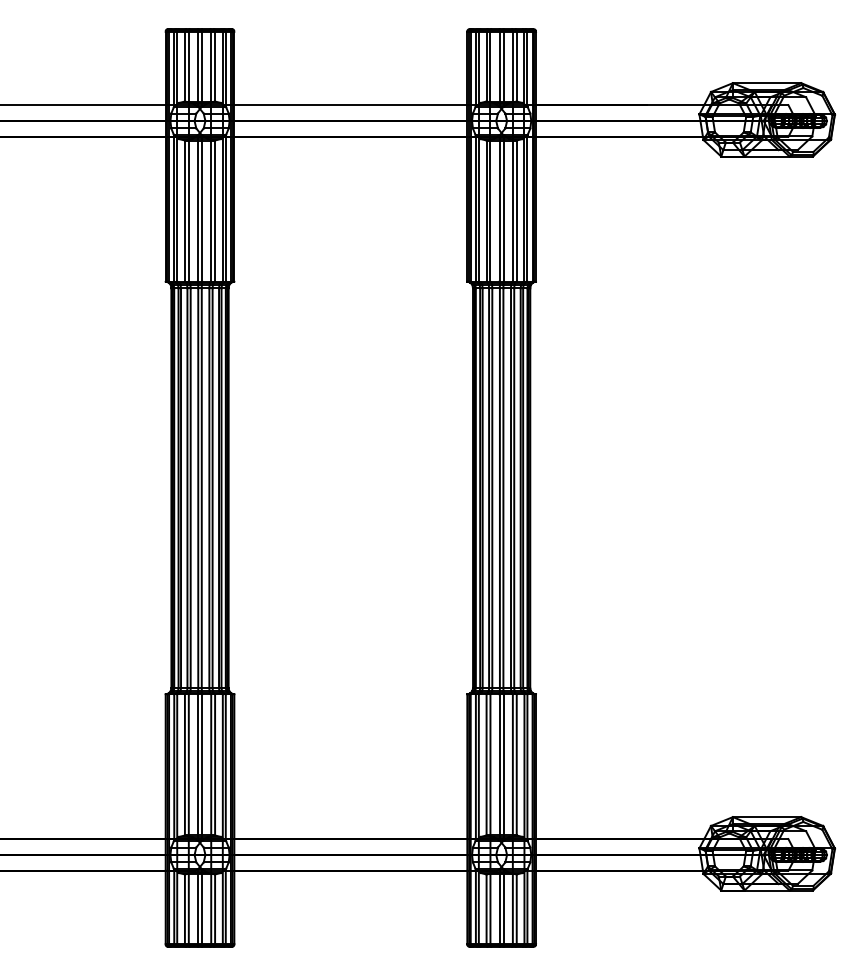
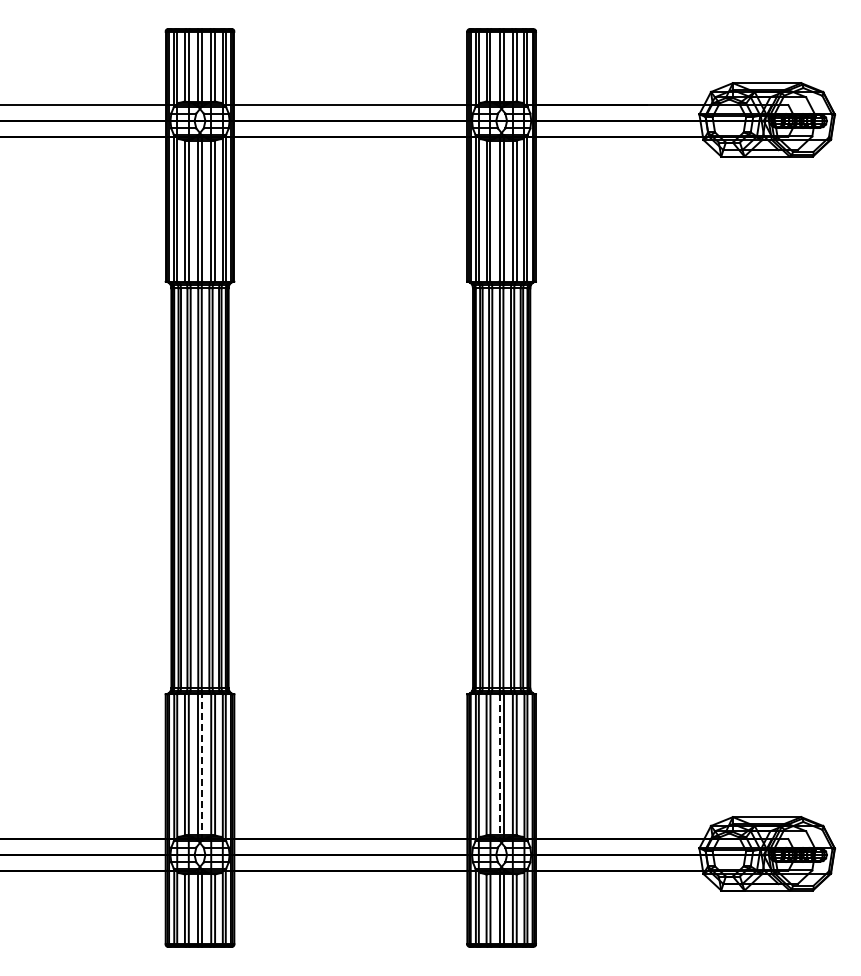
line: solid -> dashed (202, 767)
line: solid -> dashed (499, 768)
